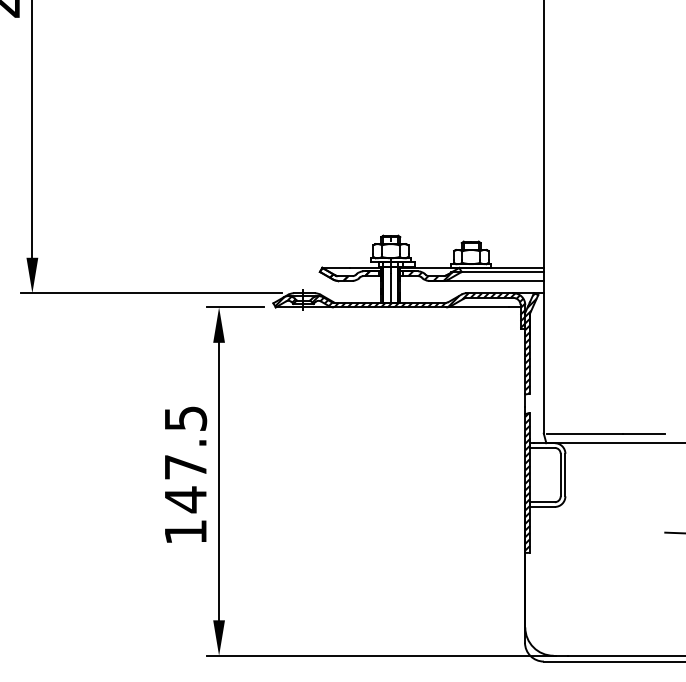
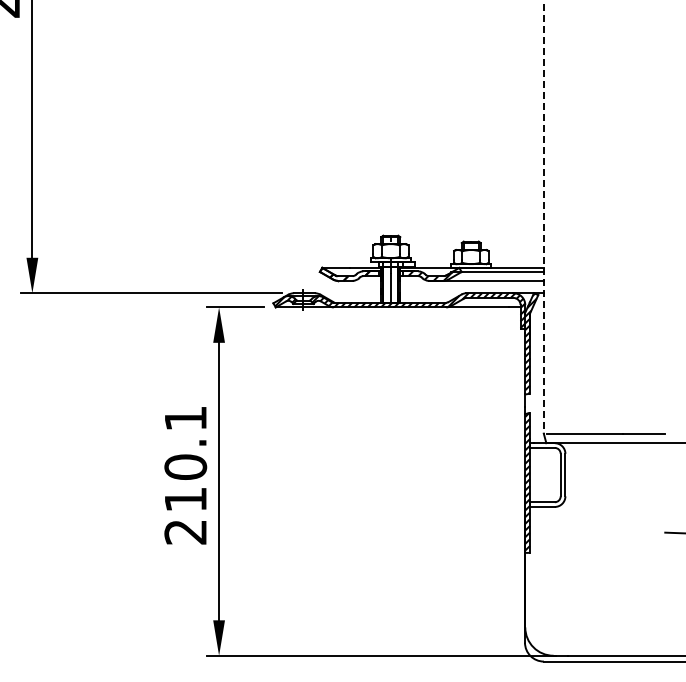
line: solid -> dashed (543, 217)
text: 147.5 -> 210.1 (185, 475)
